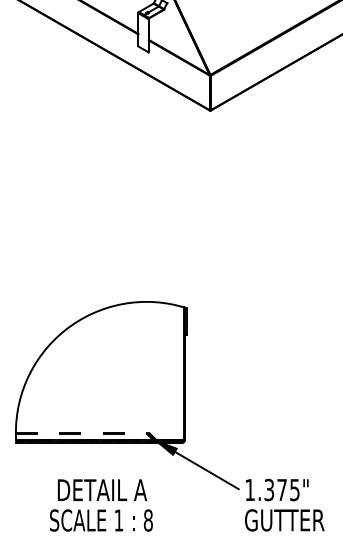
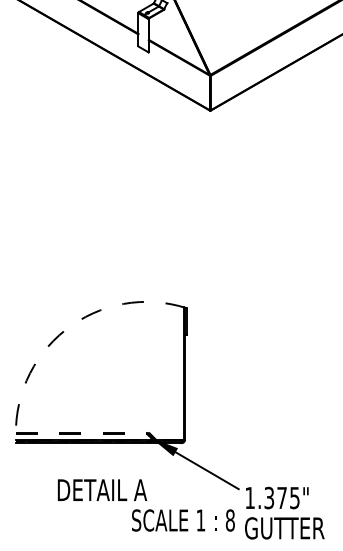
arc: solid -> dashed (65, 330)
text position: (284, 504) -> (284, 512) (284, 512)
text position: (101, 520) -> (183, 520) (183, 520)
